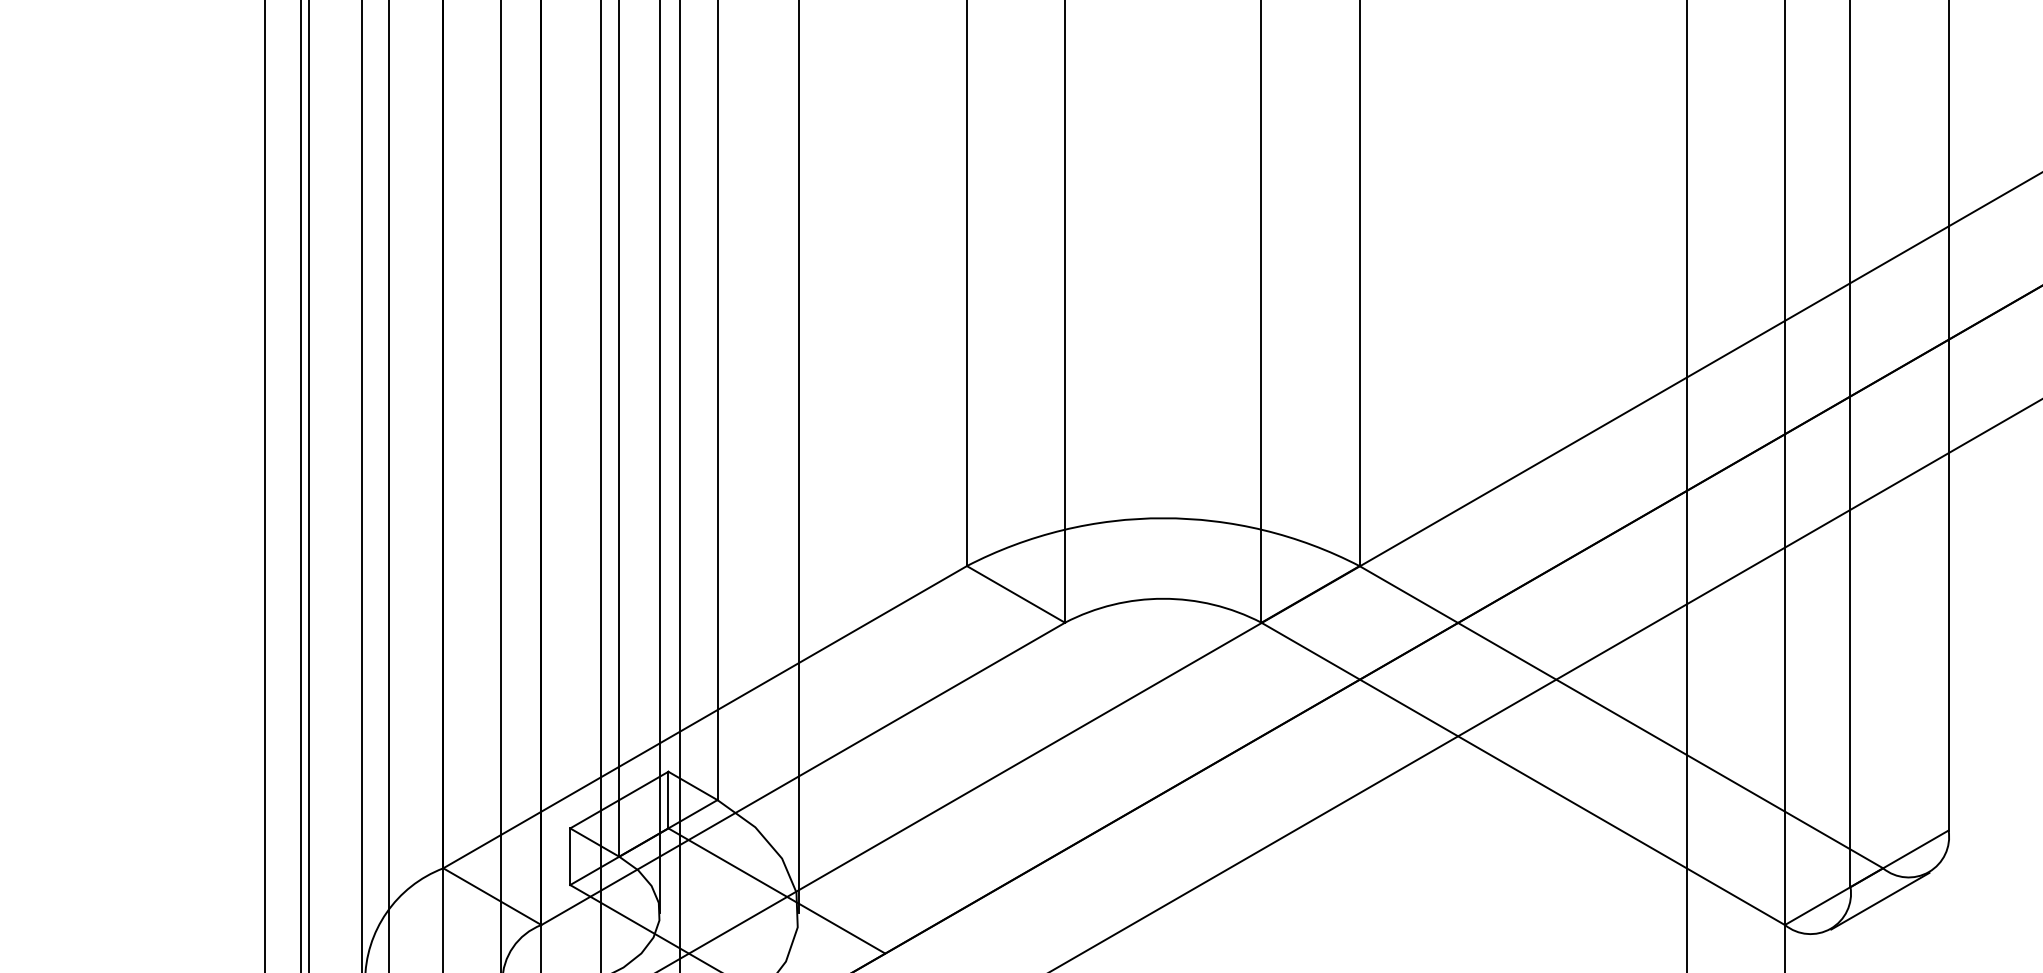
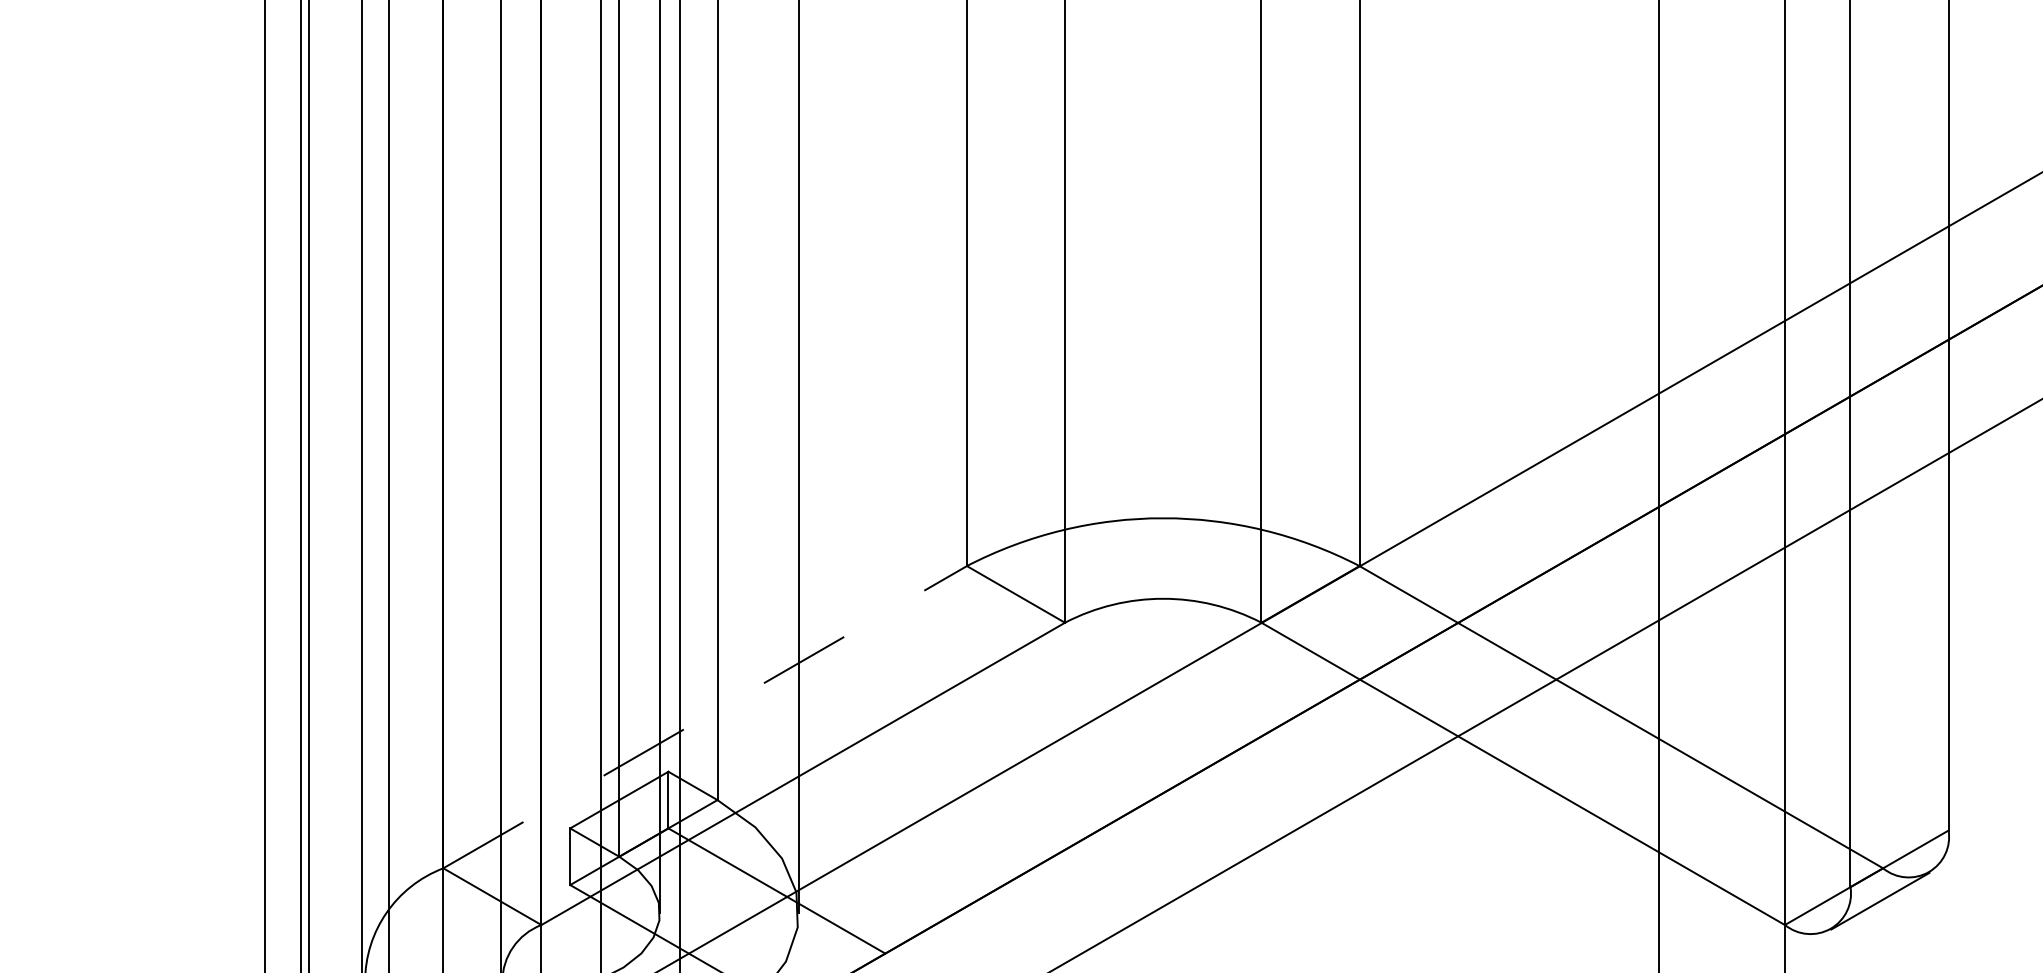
line position: (1686, 485) -> (1658, 485) (1658, 485)
line: solid -> dashed (705, 716)
